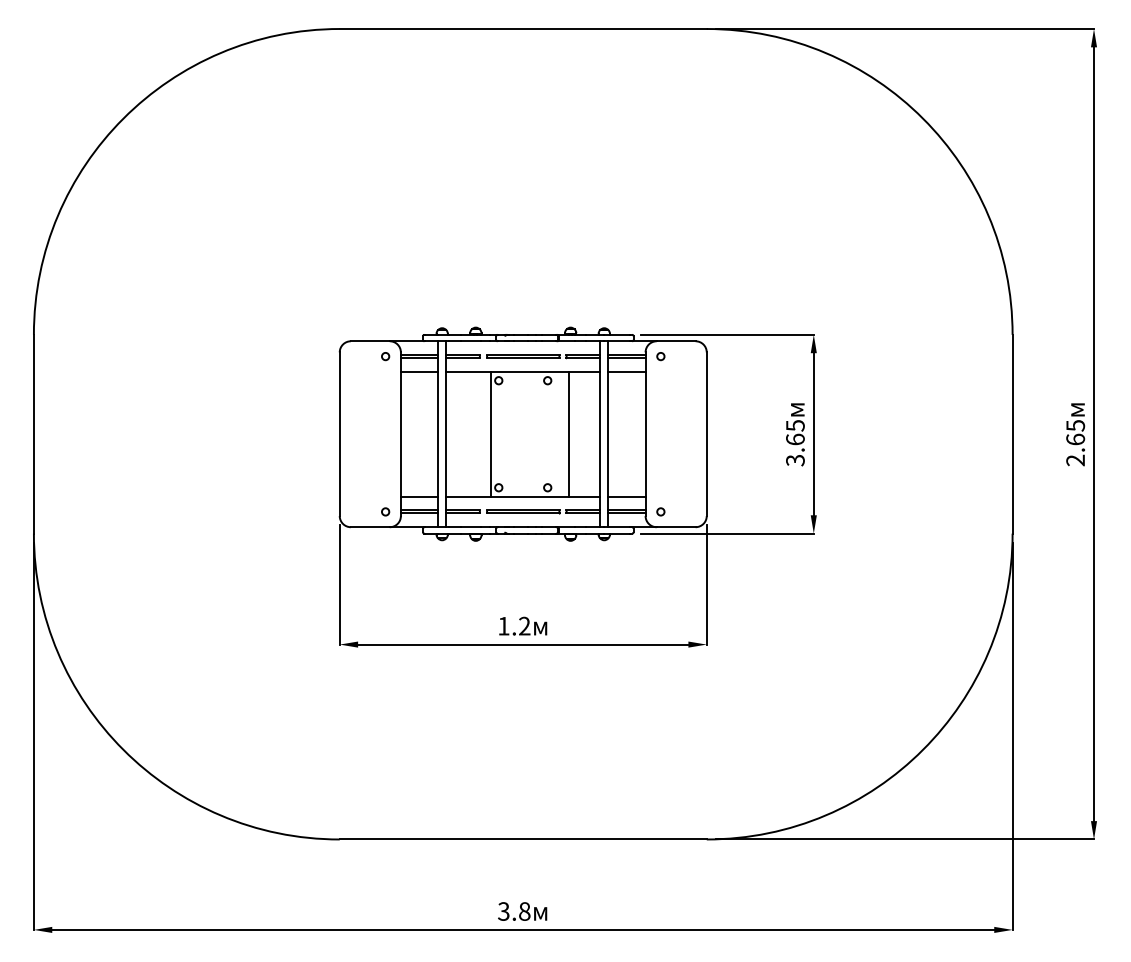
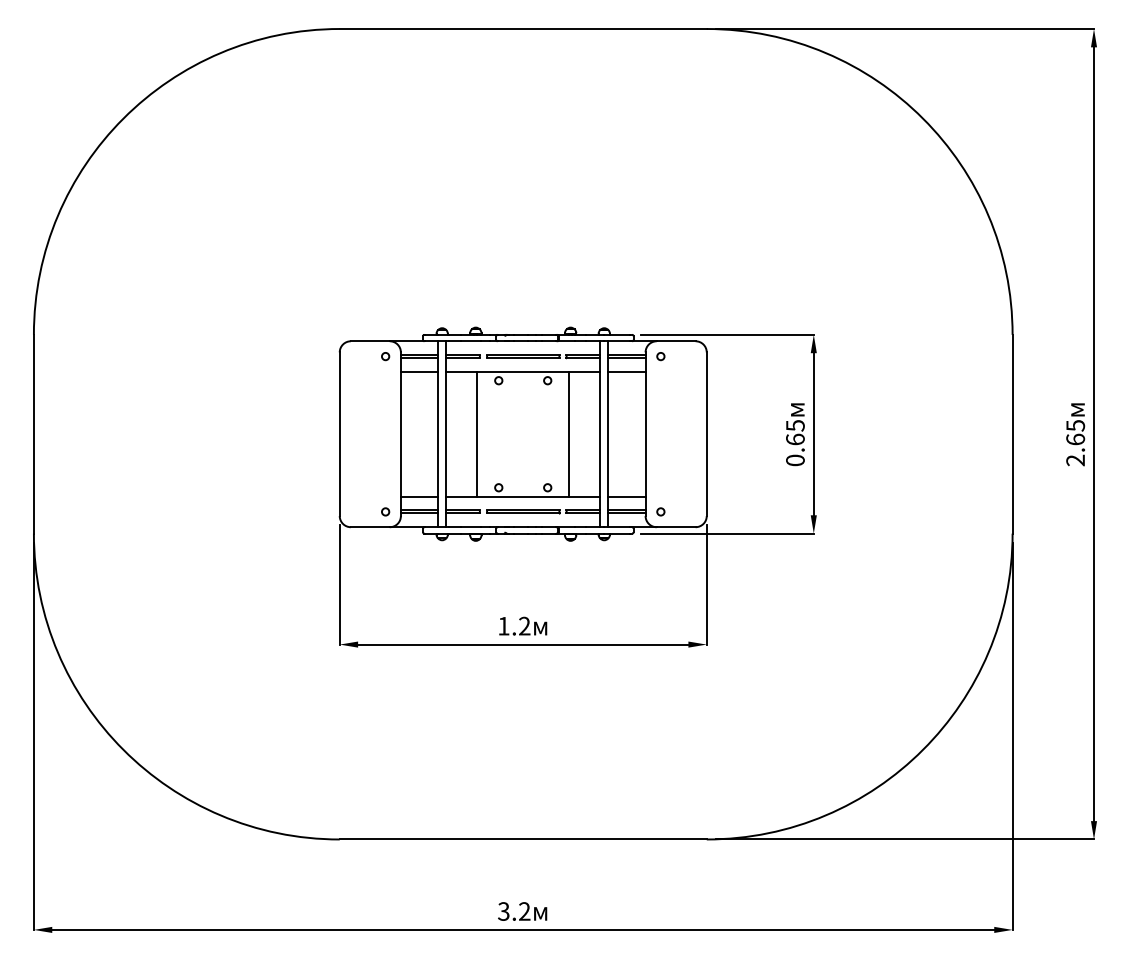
line position: (491, 433) -> (477, 433) (477, 433)
text: 3.65 -> 0.65 (795, 460)
text: 3.8 -> 3.2 (524, 911)
